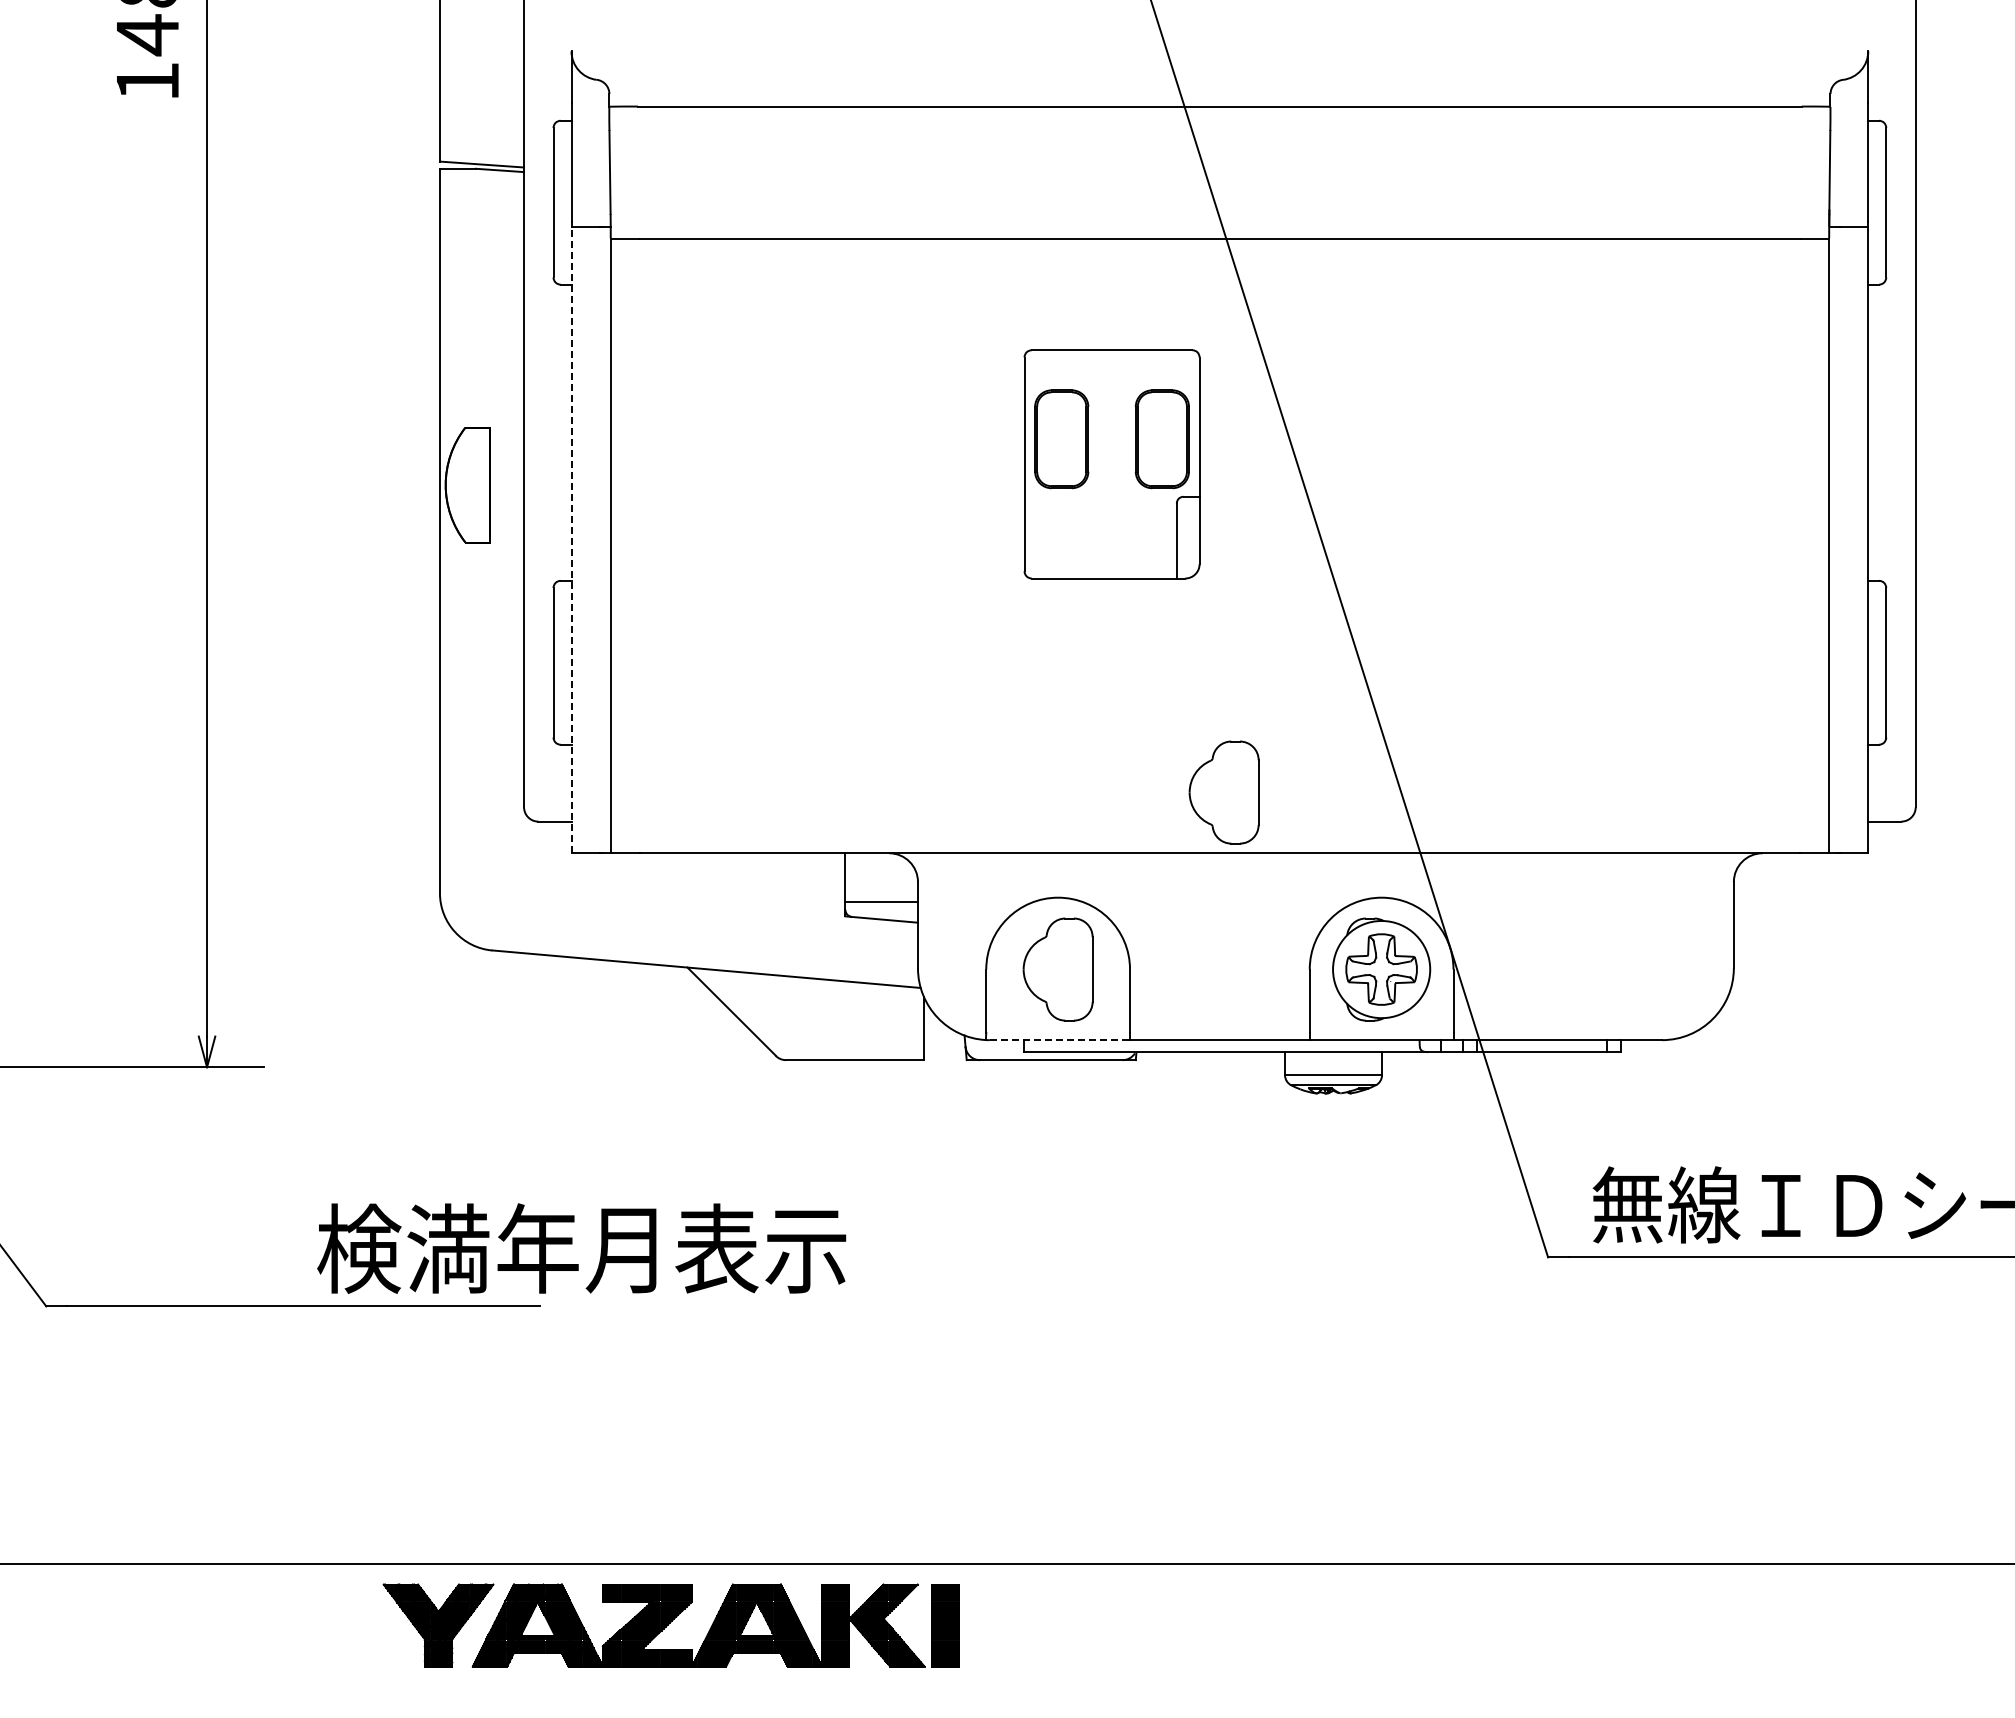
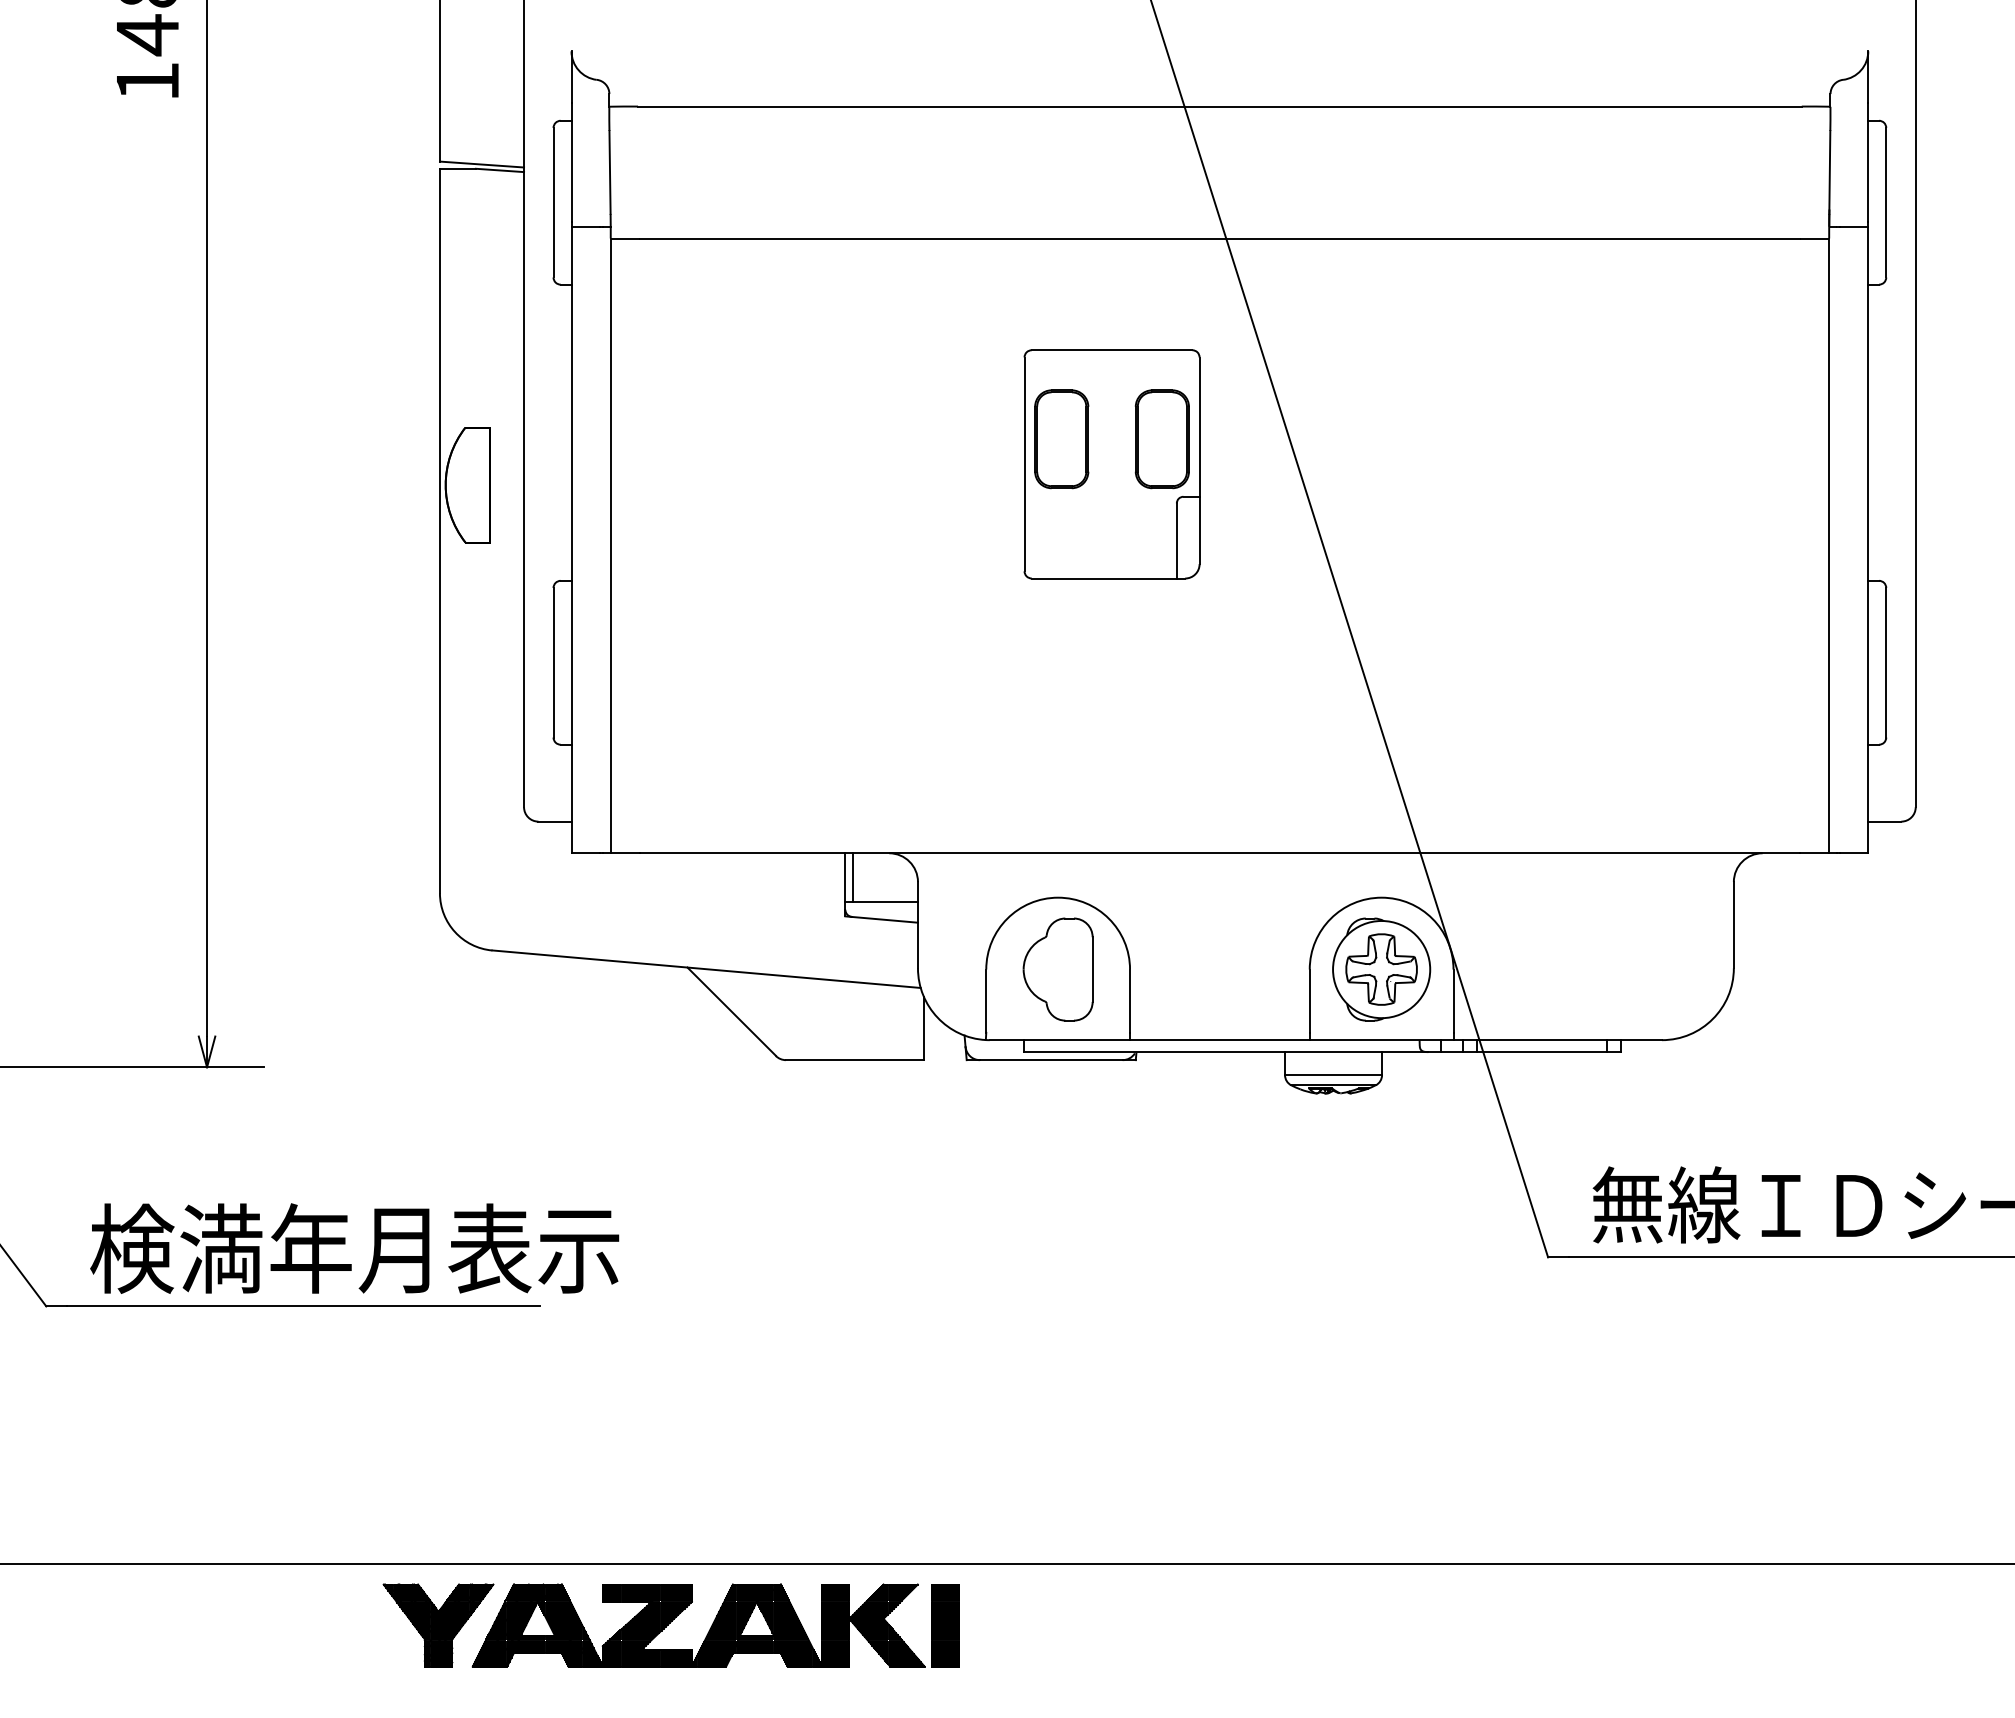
line: dashed -> solid (571, 539)
part: present -> none (1223, 792)
line: none -> present (852, 877)
line: dashed -> solid (1060, 1040)
text position: (581, 1248) -> (354, 1248) (354, 1248)
